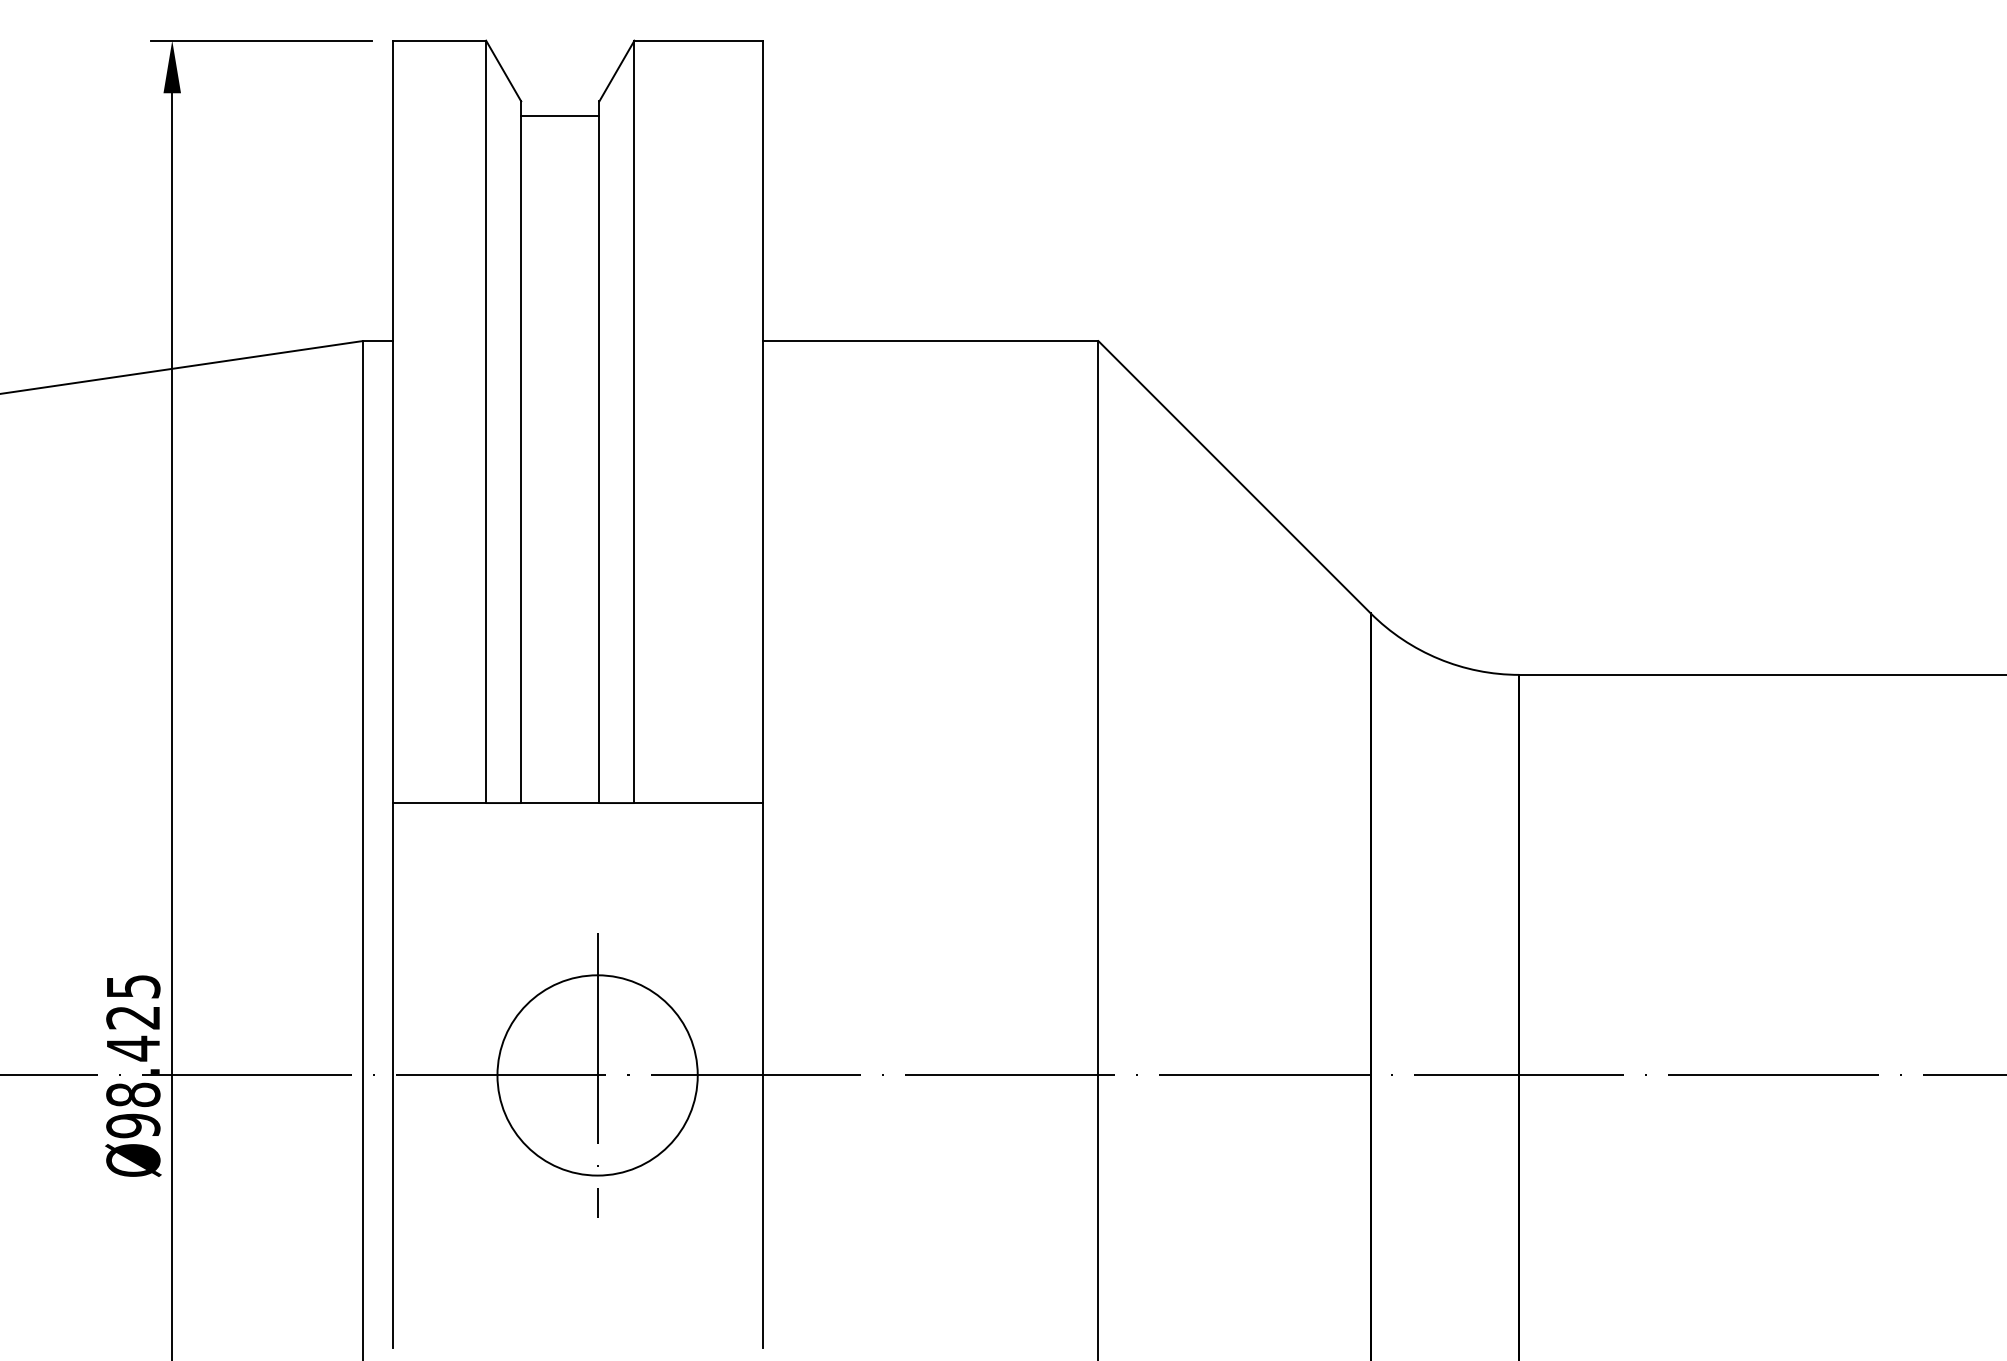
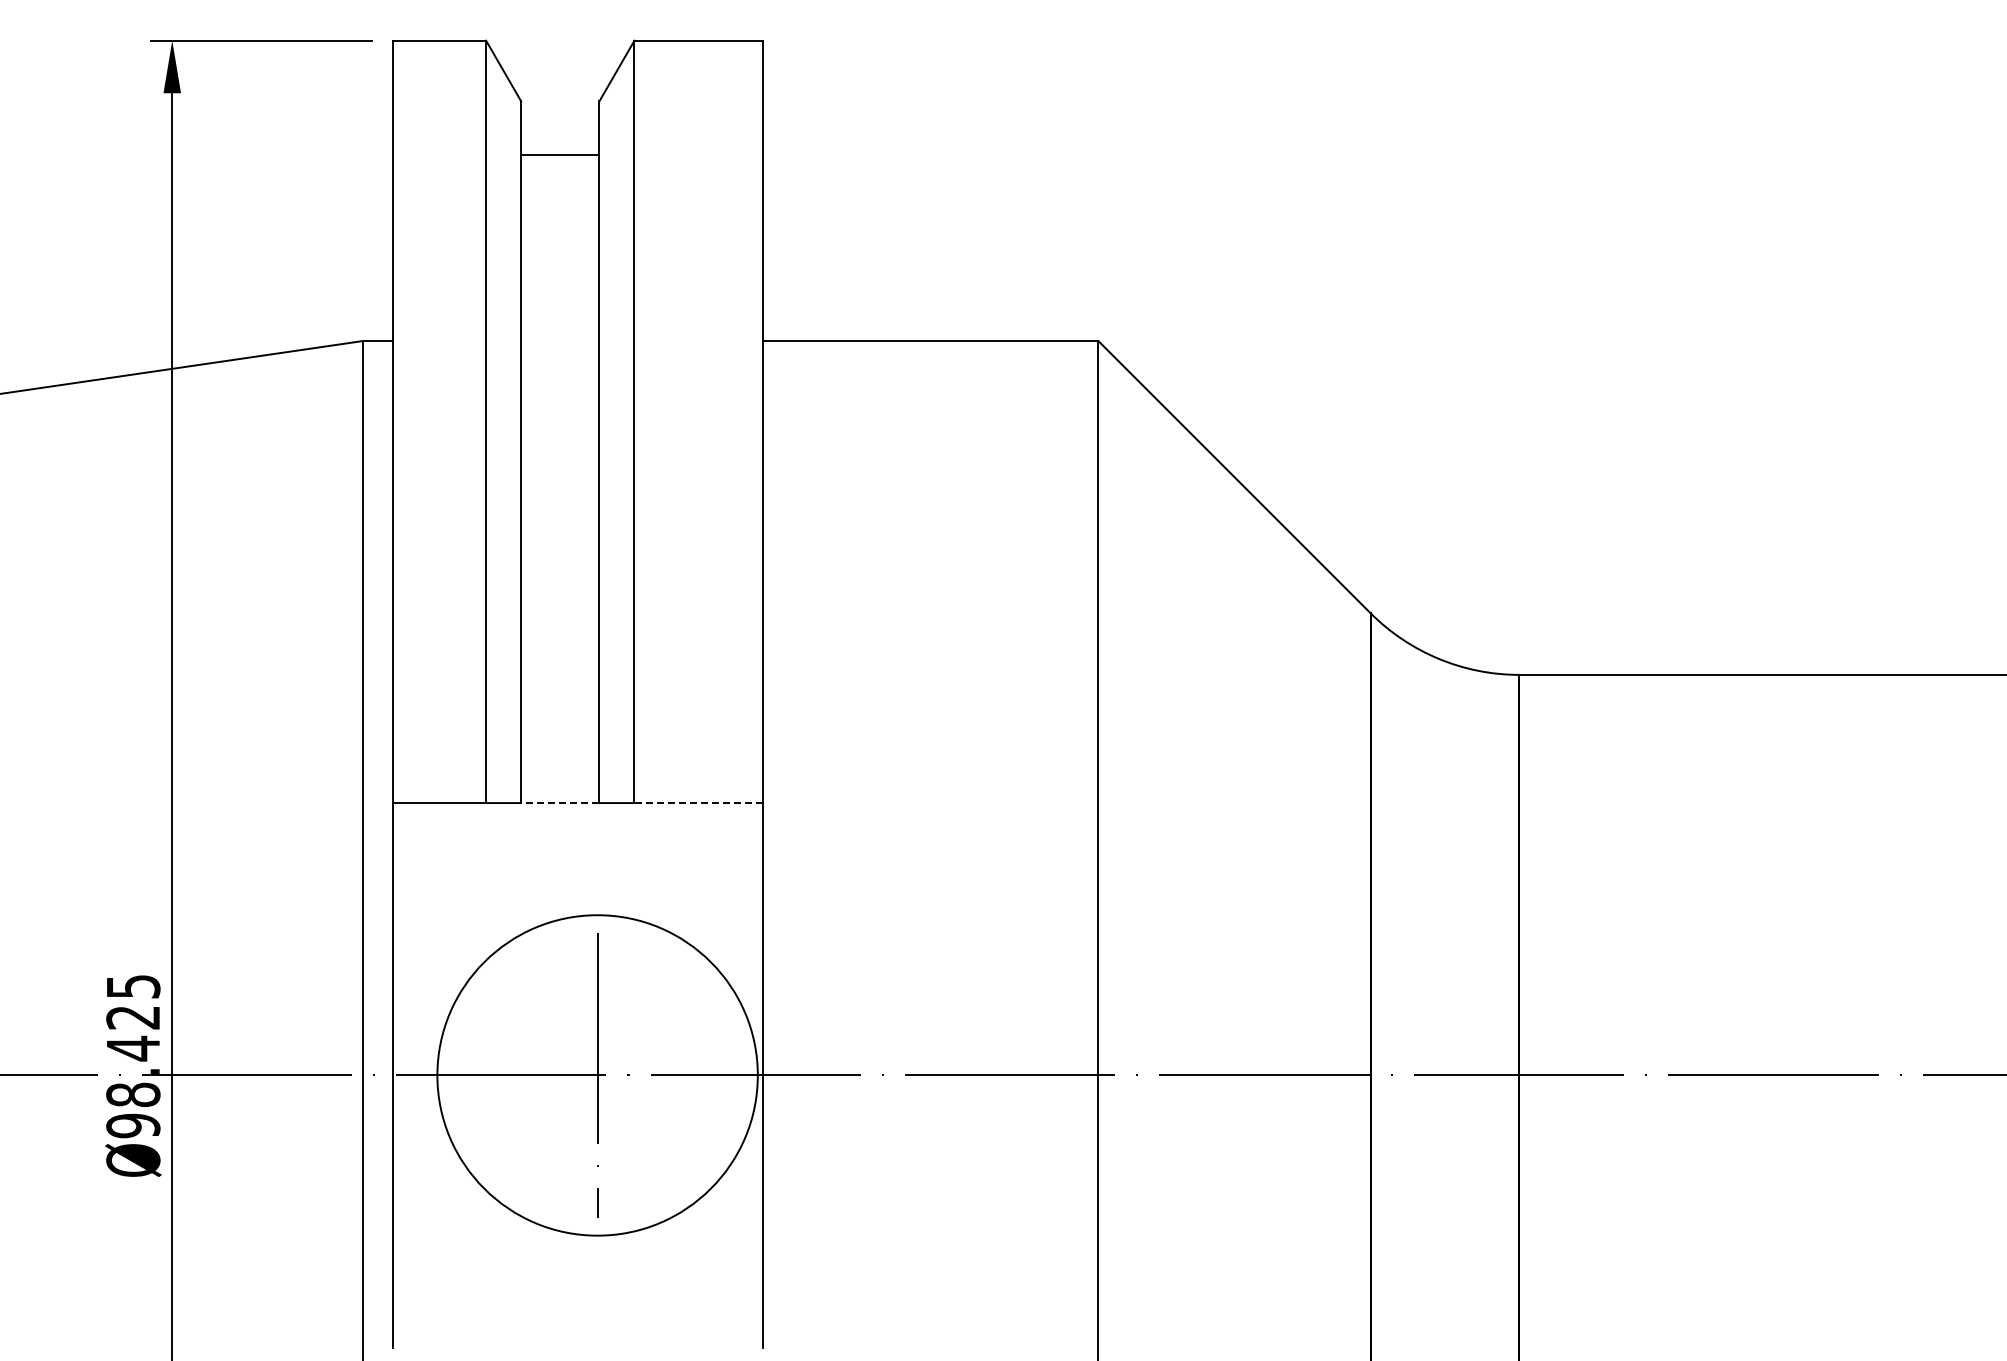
line position: (560, 115) -> (560, 154) (560, 154)
line: solid -> dashed (559, 803)
line: solid -> dashed (698, 803)
circle diameter: 200 px -> 320 px (597, 1075)
